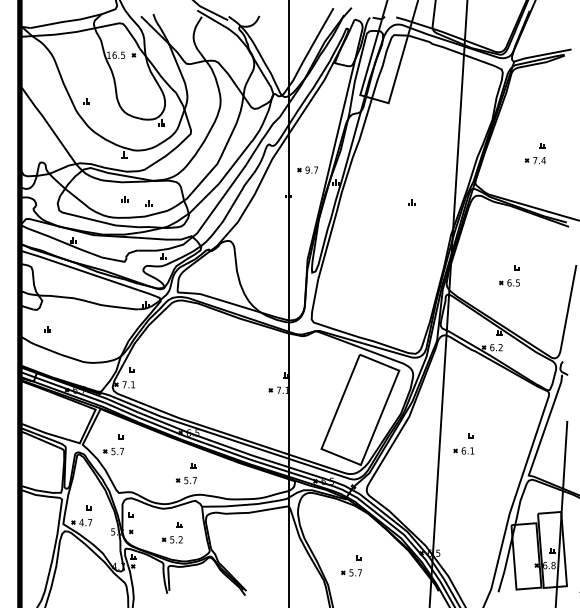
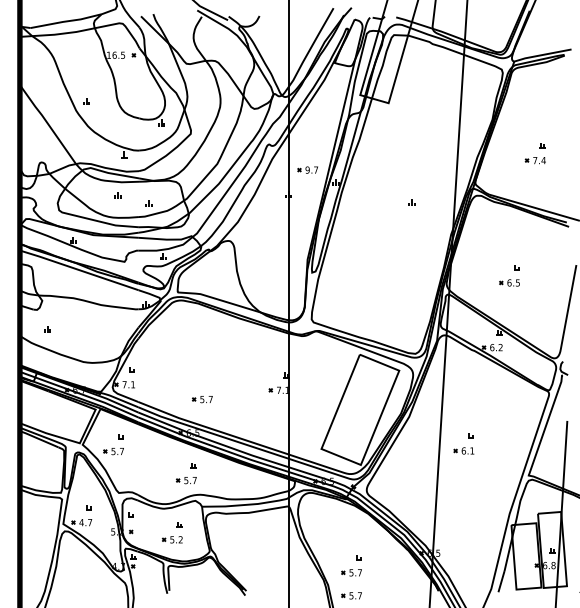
part position: (124, 199) -> (117, 195) (117, 195)
part: none -> present (202, 399)
part: none -> present (351, 595)
